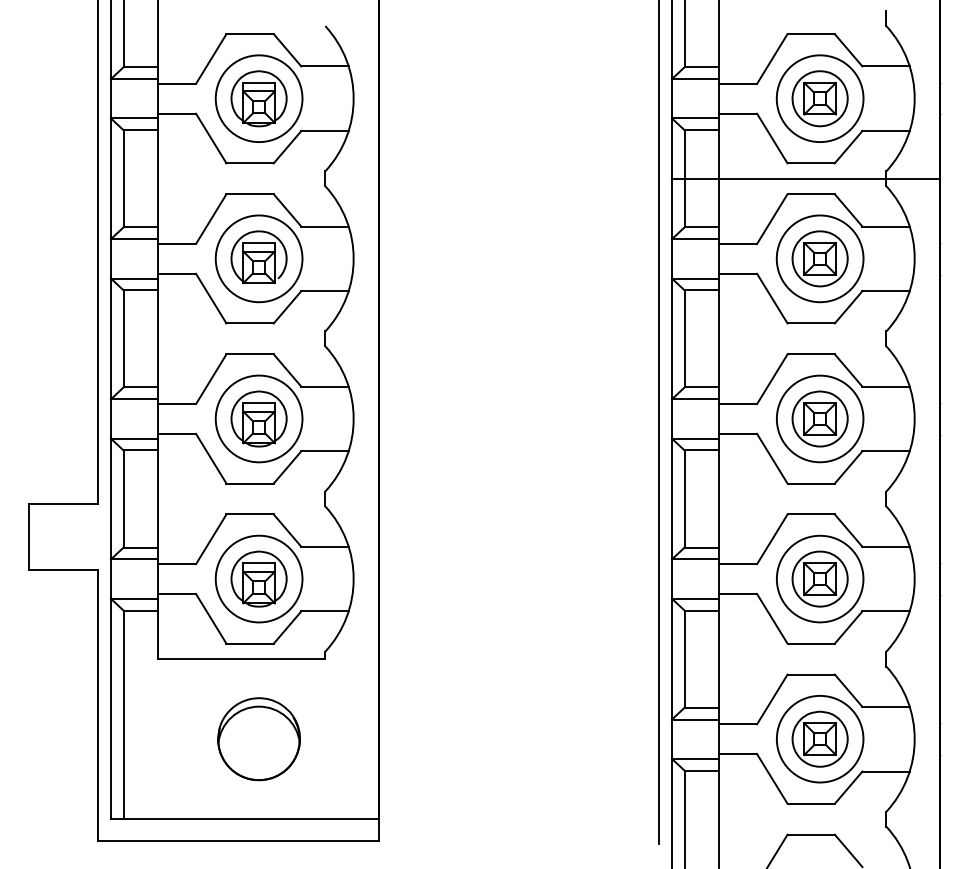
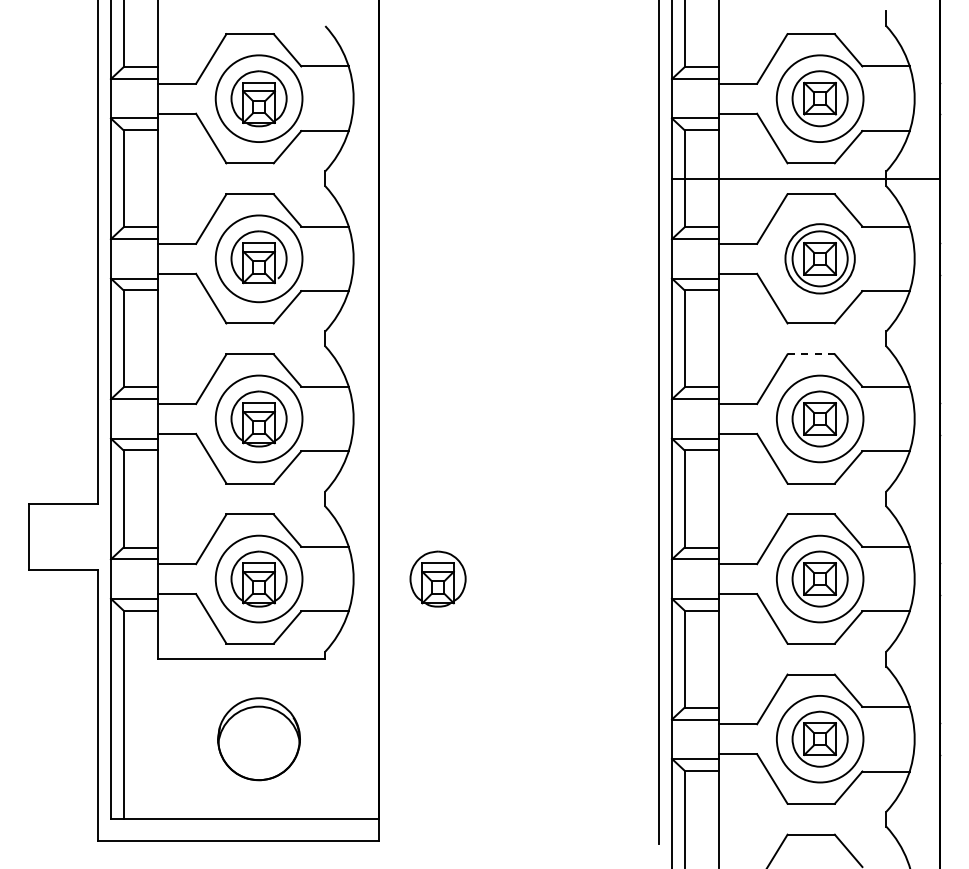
circle diameter: 87 px -> 69 px (819, 258)
line: solid -> dashed (811, 354)
part: none -> present (437, 578)
